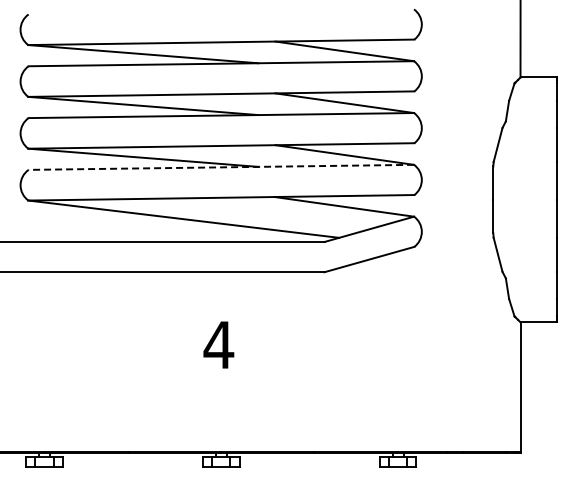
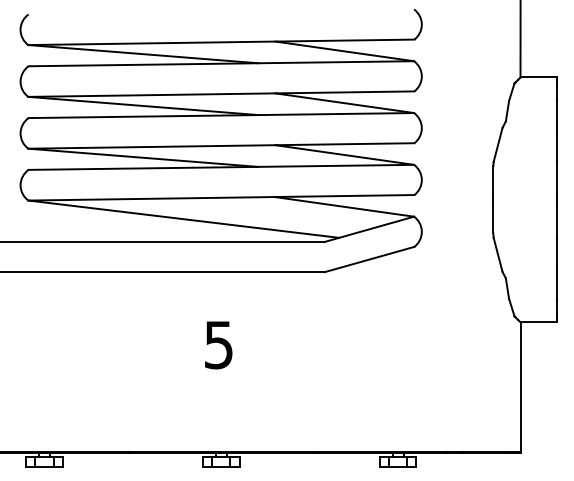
line: dashed -> solid (221, 167)
text: 4 -> 5 (218, 345)
